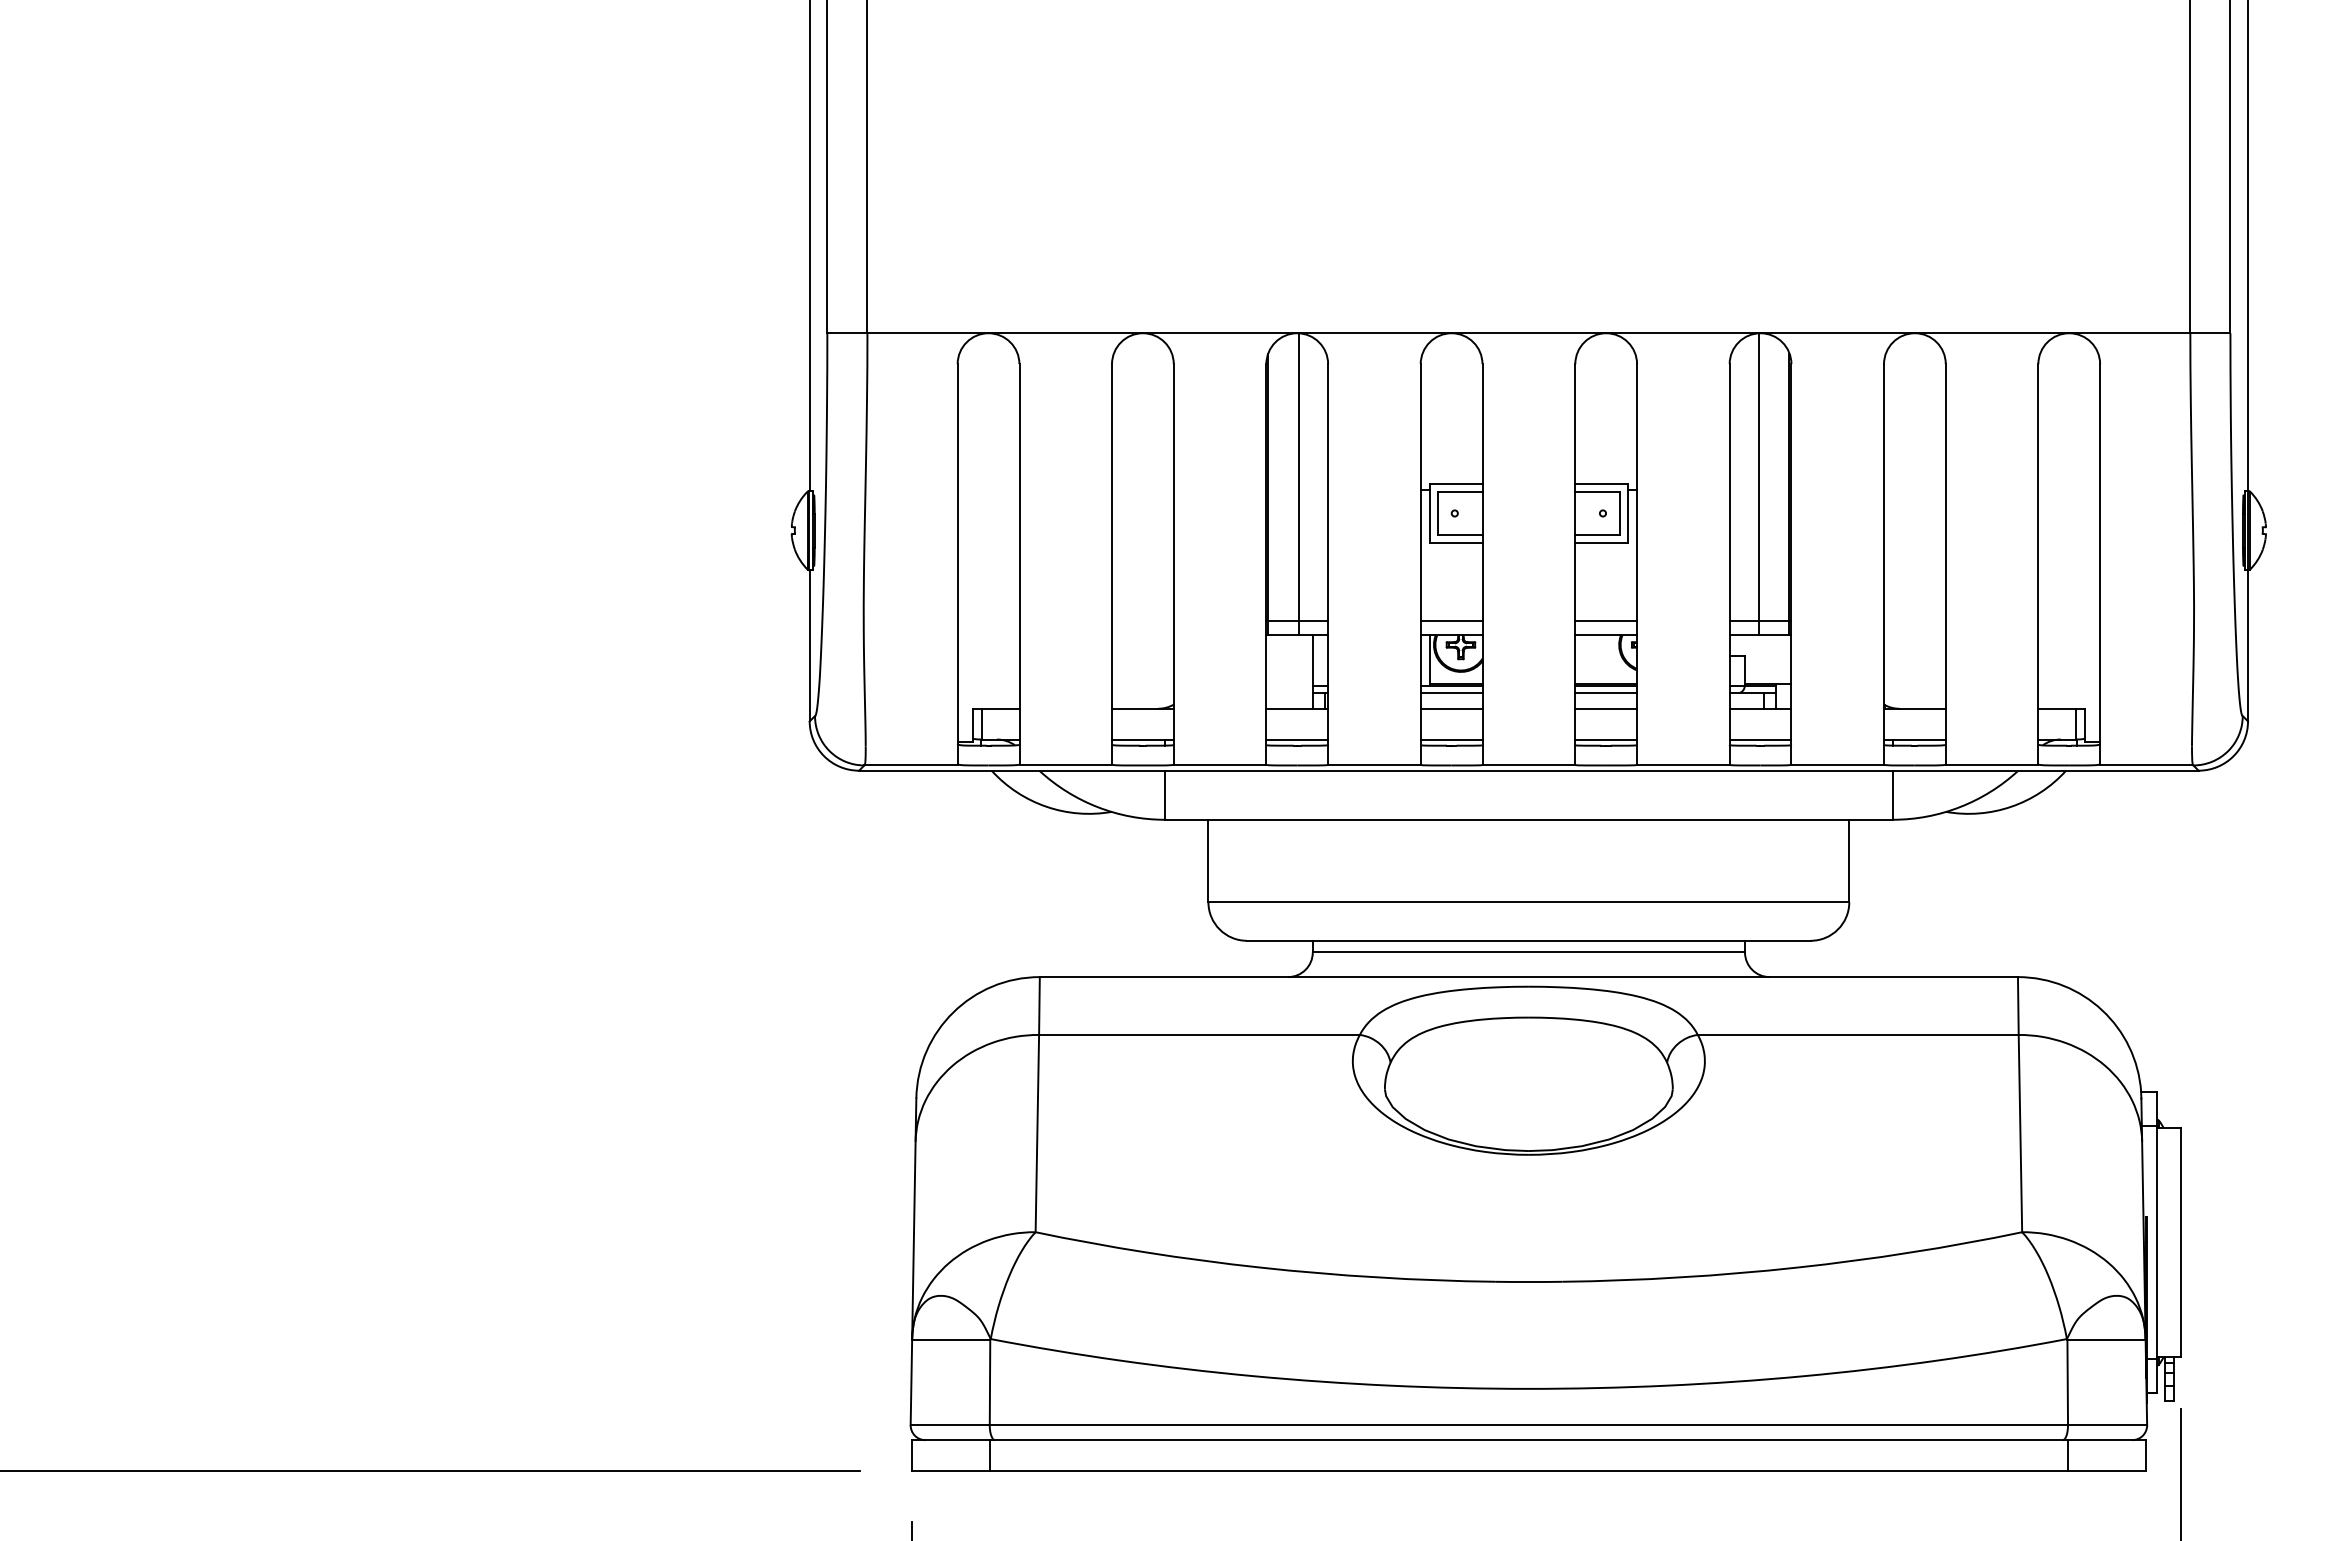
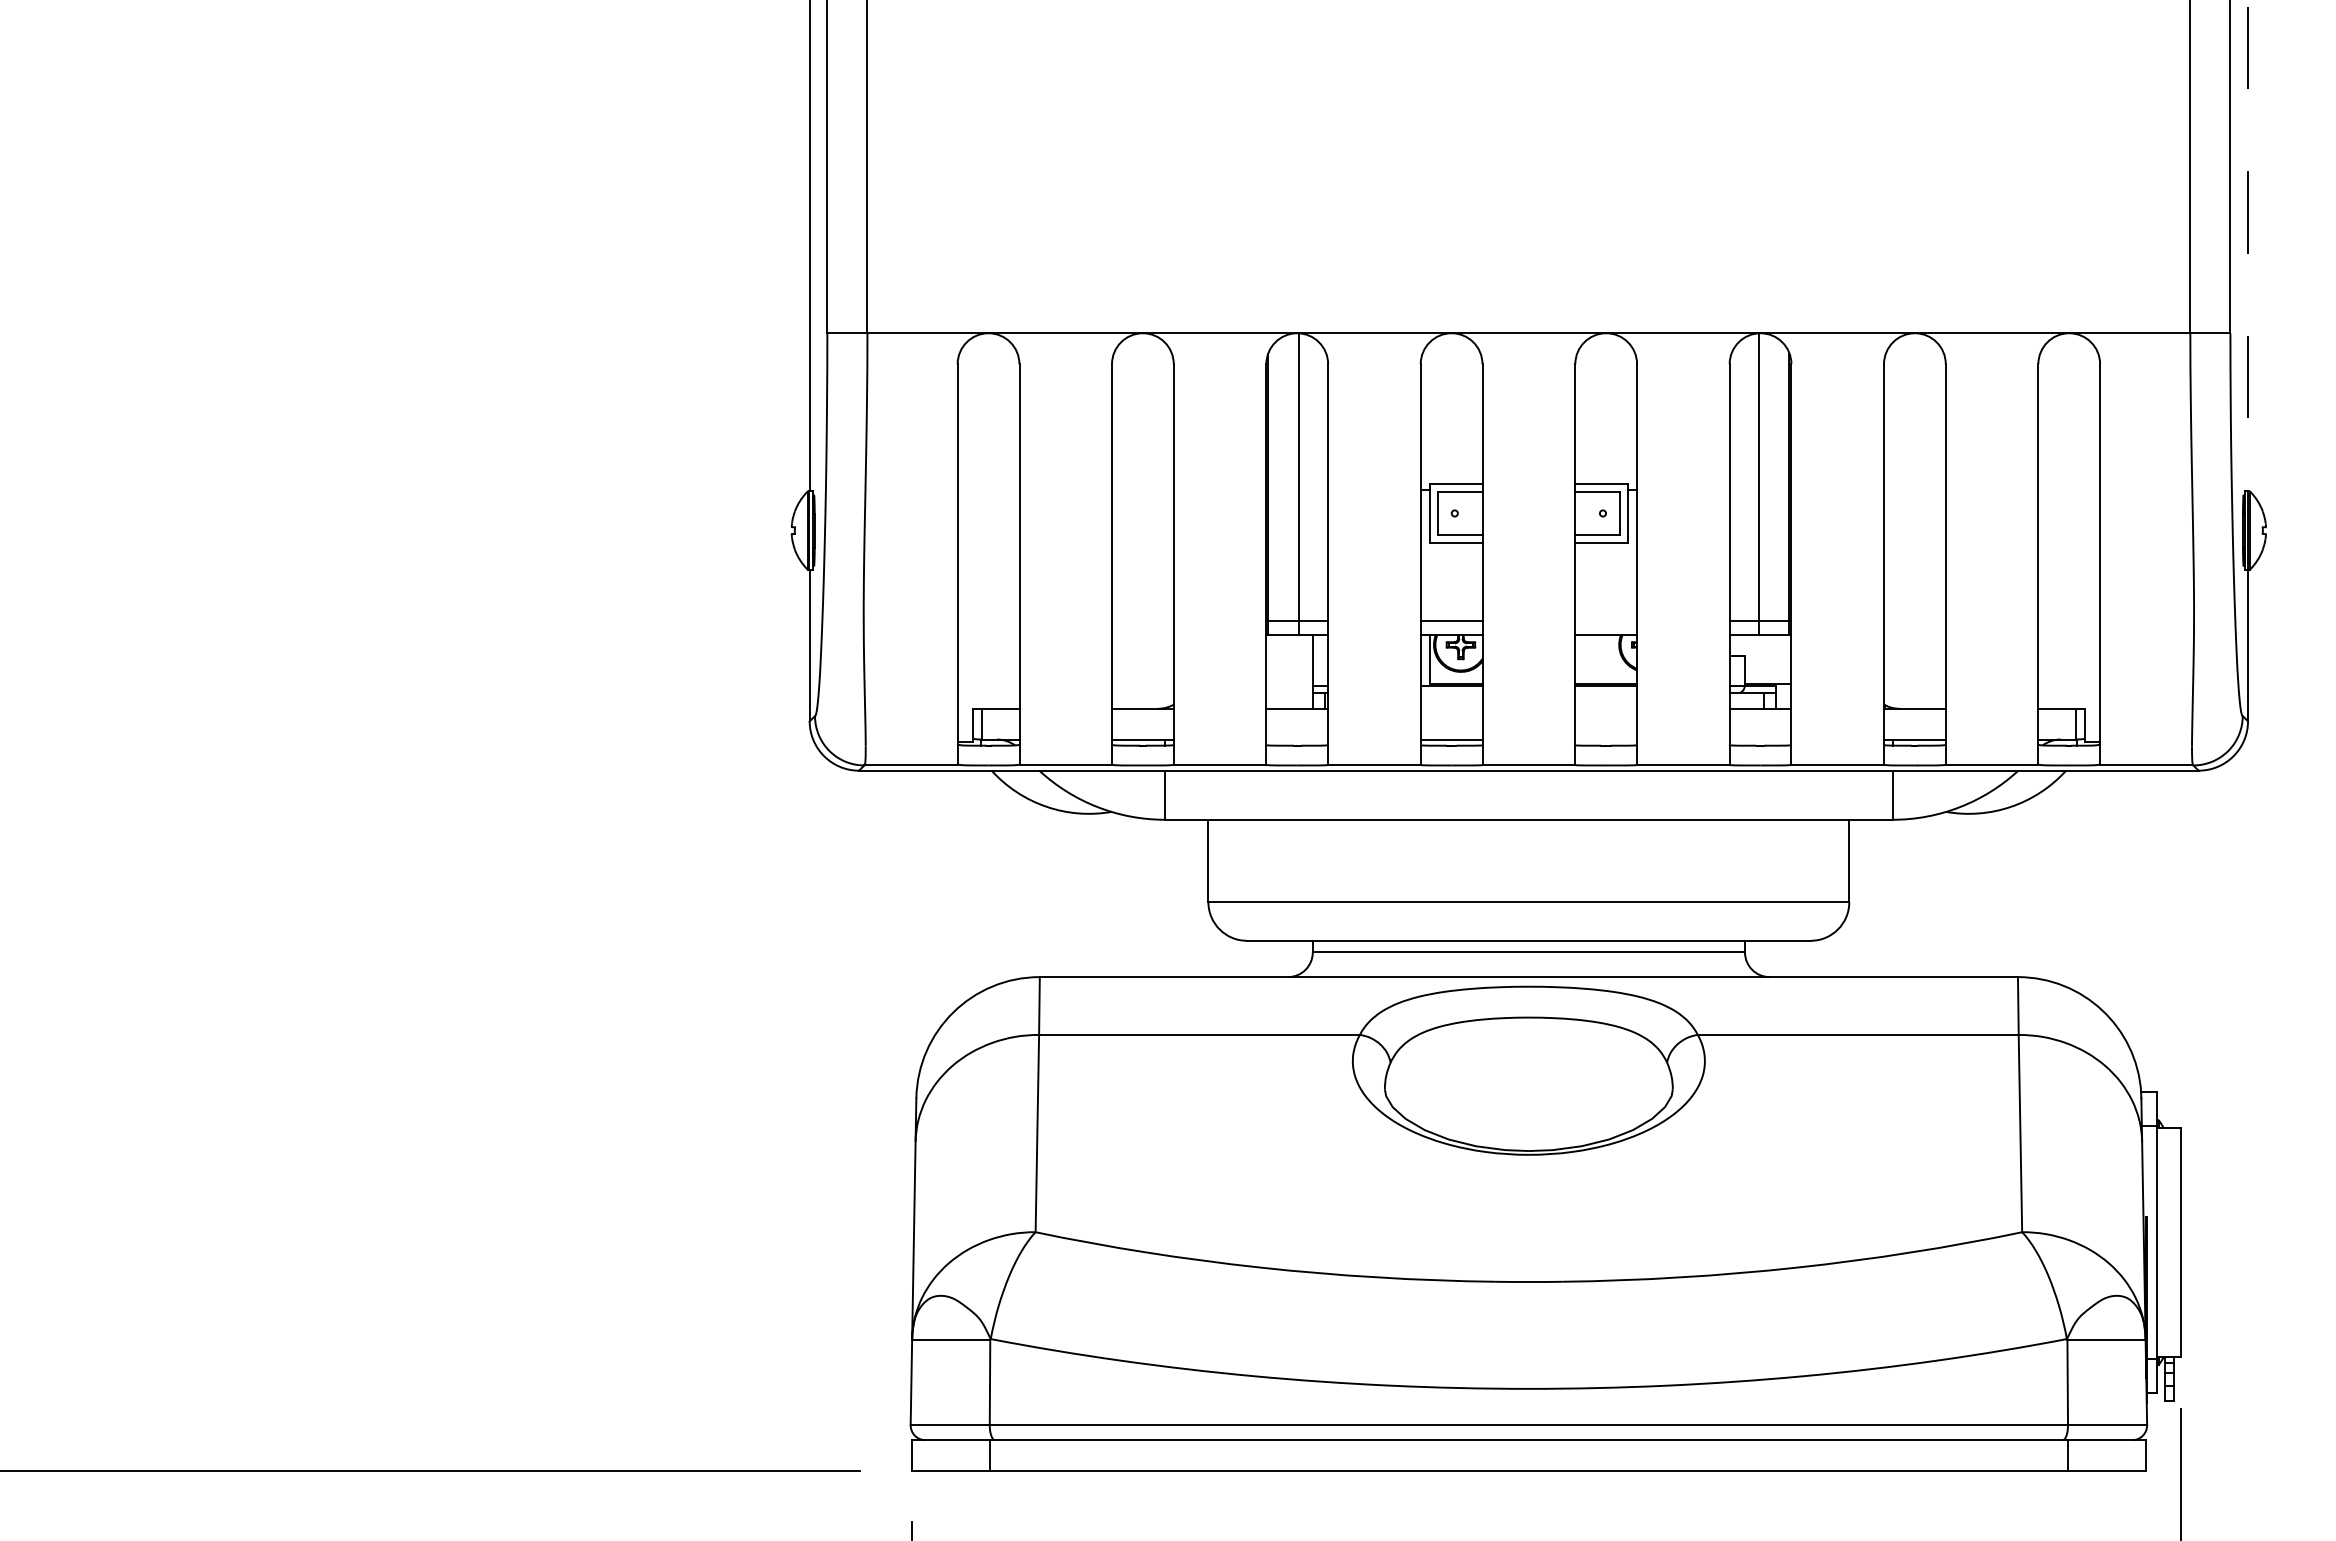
line: solid -> dashed (2247, 246)
line: present -> none (1605, 620)
line: present -> none (1451, 693)
line: present -> none (1605, 693)
line: present -> none (1451, 708)
line: present -> none (1605, 708)
line: present -> none (1297, 739)
line: present -> none (1605, 739)
line: present -> none (1760, 739)
